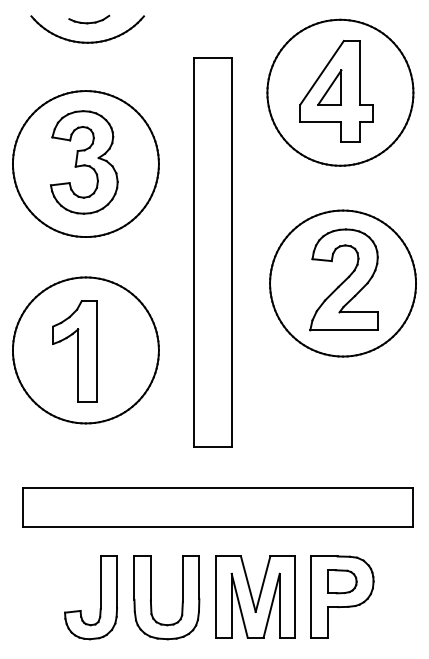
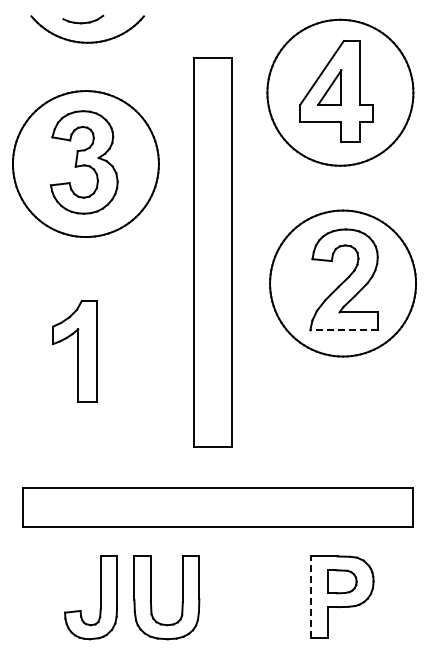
part position: (89, 19) -> (83, 19) (83, 19)
line: solid -> dashed (344, 330)
part: present -> none (85, 350)
part: present -> none (255, 596)
line: solid -> dashed (311, 597)
